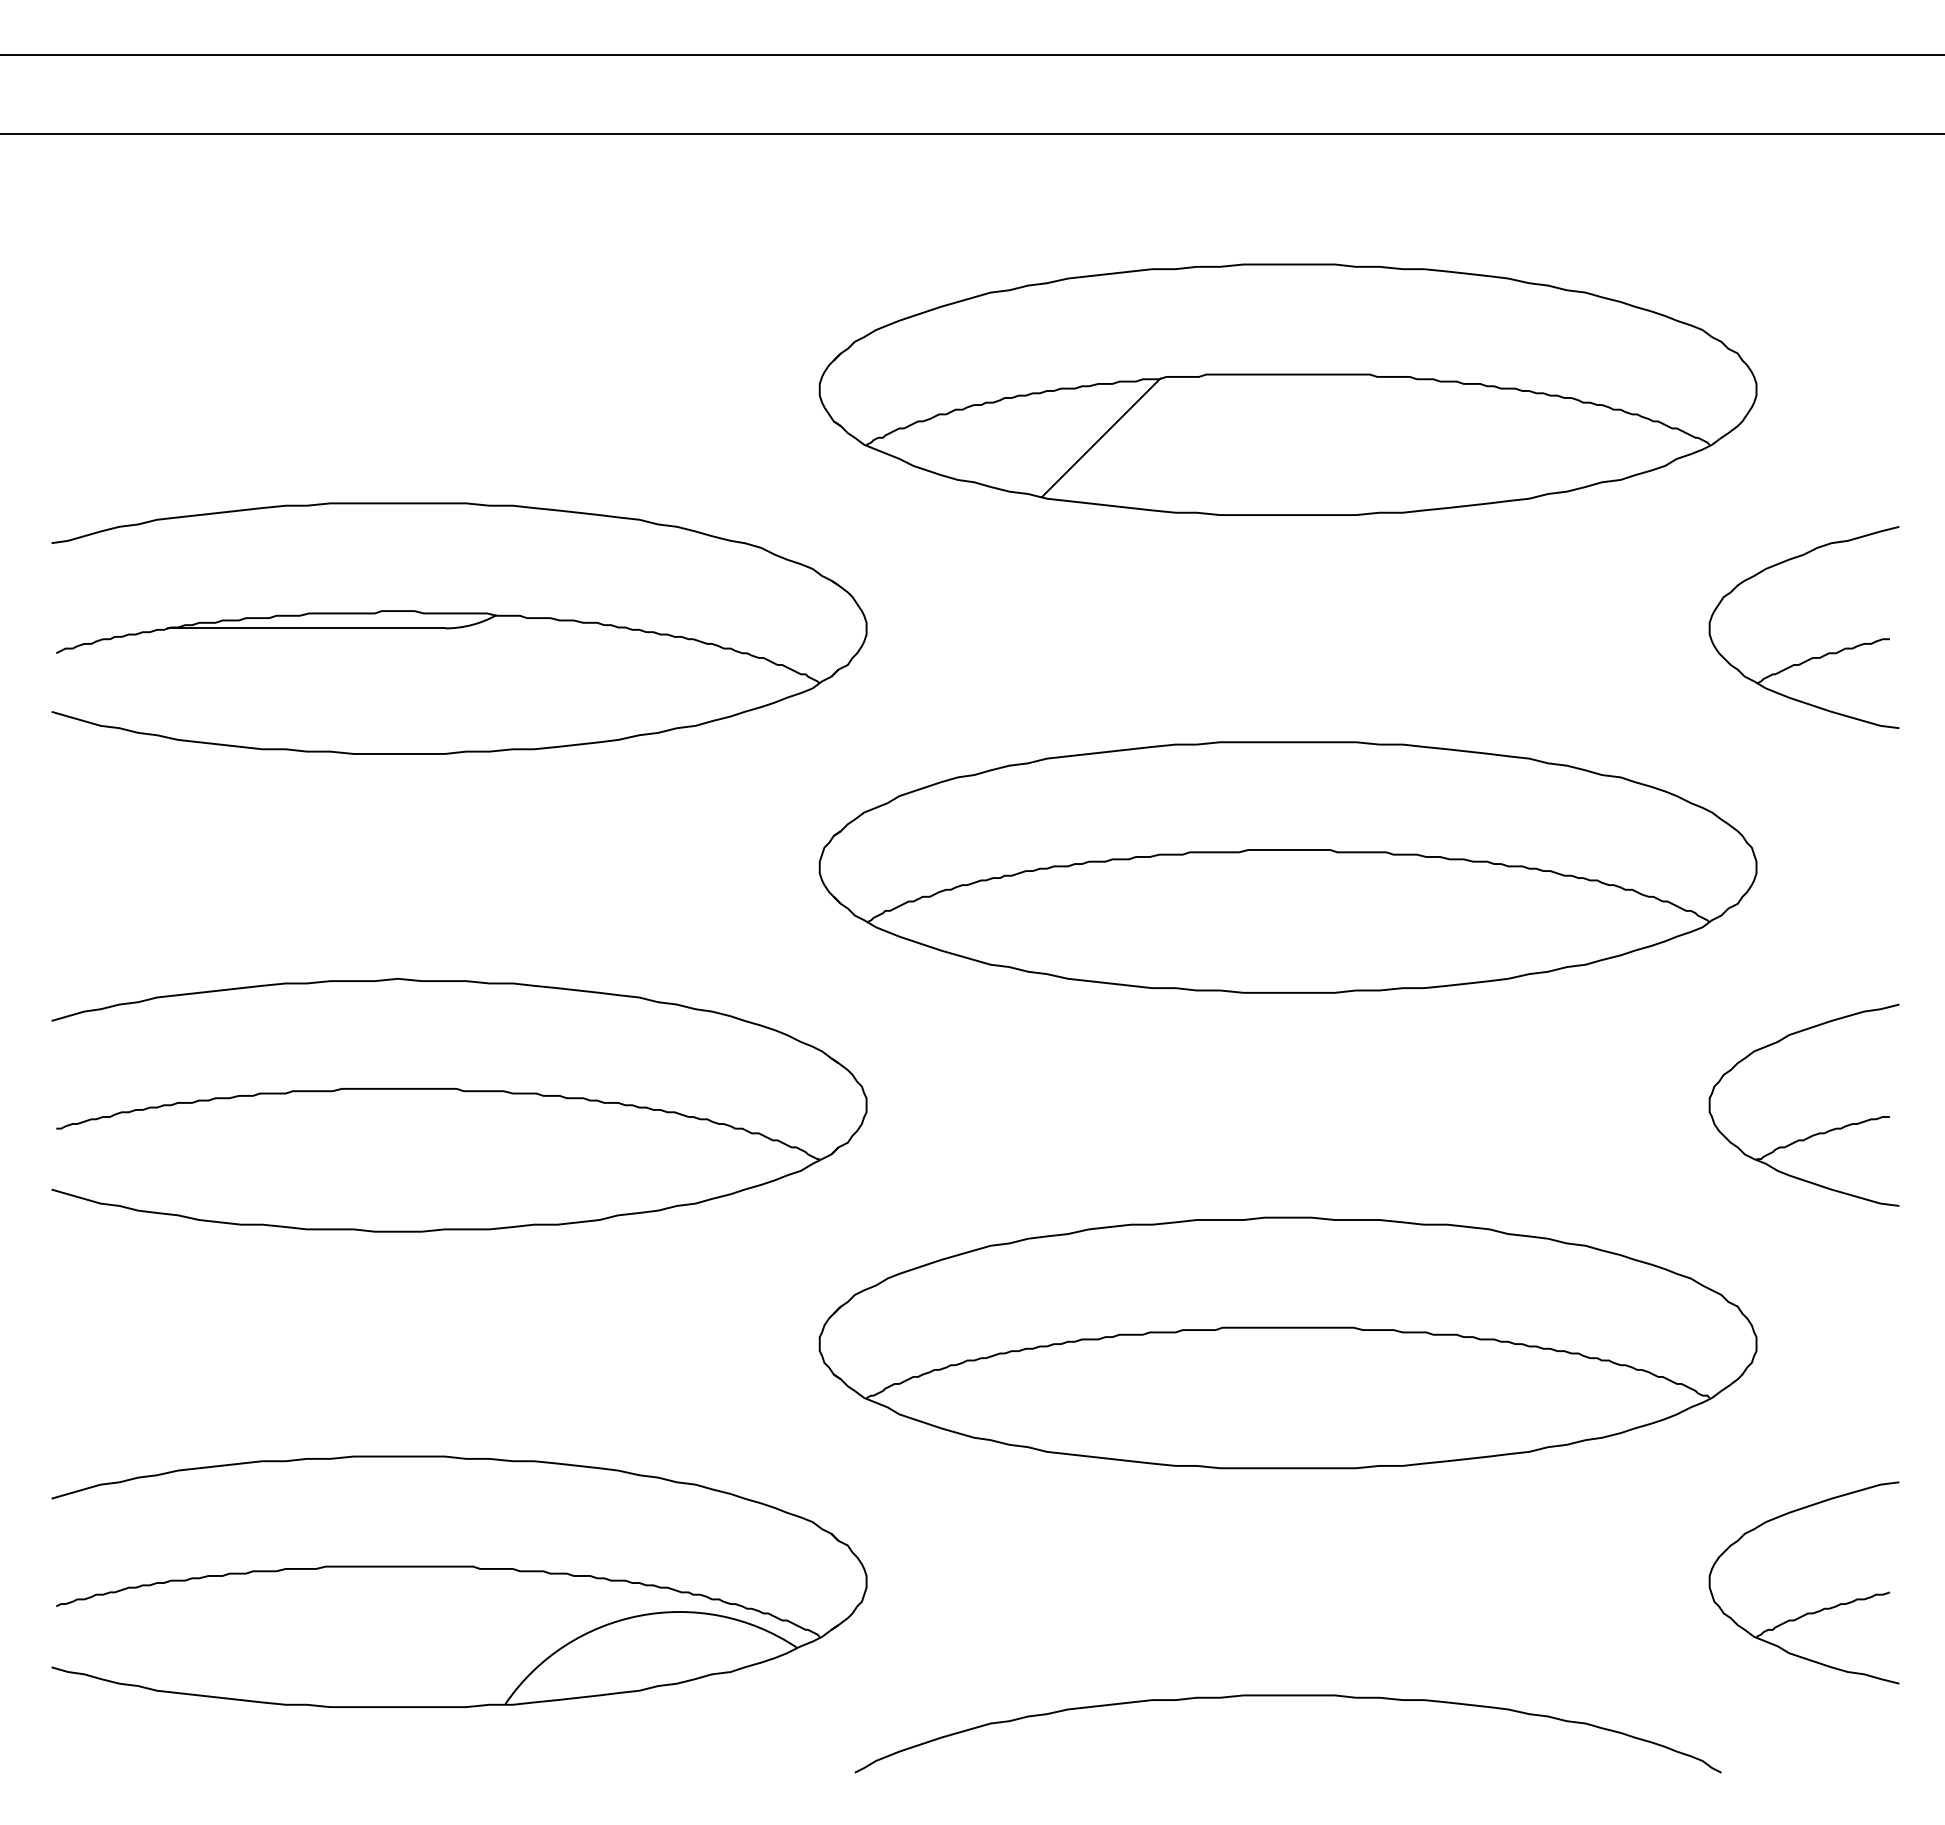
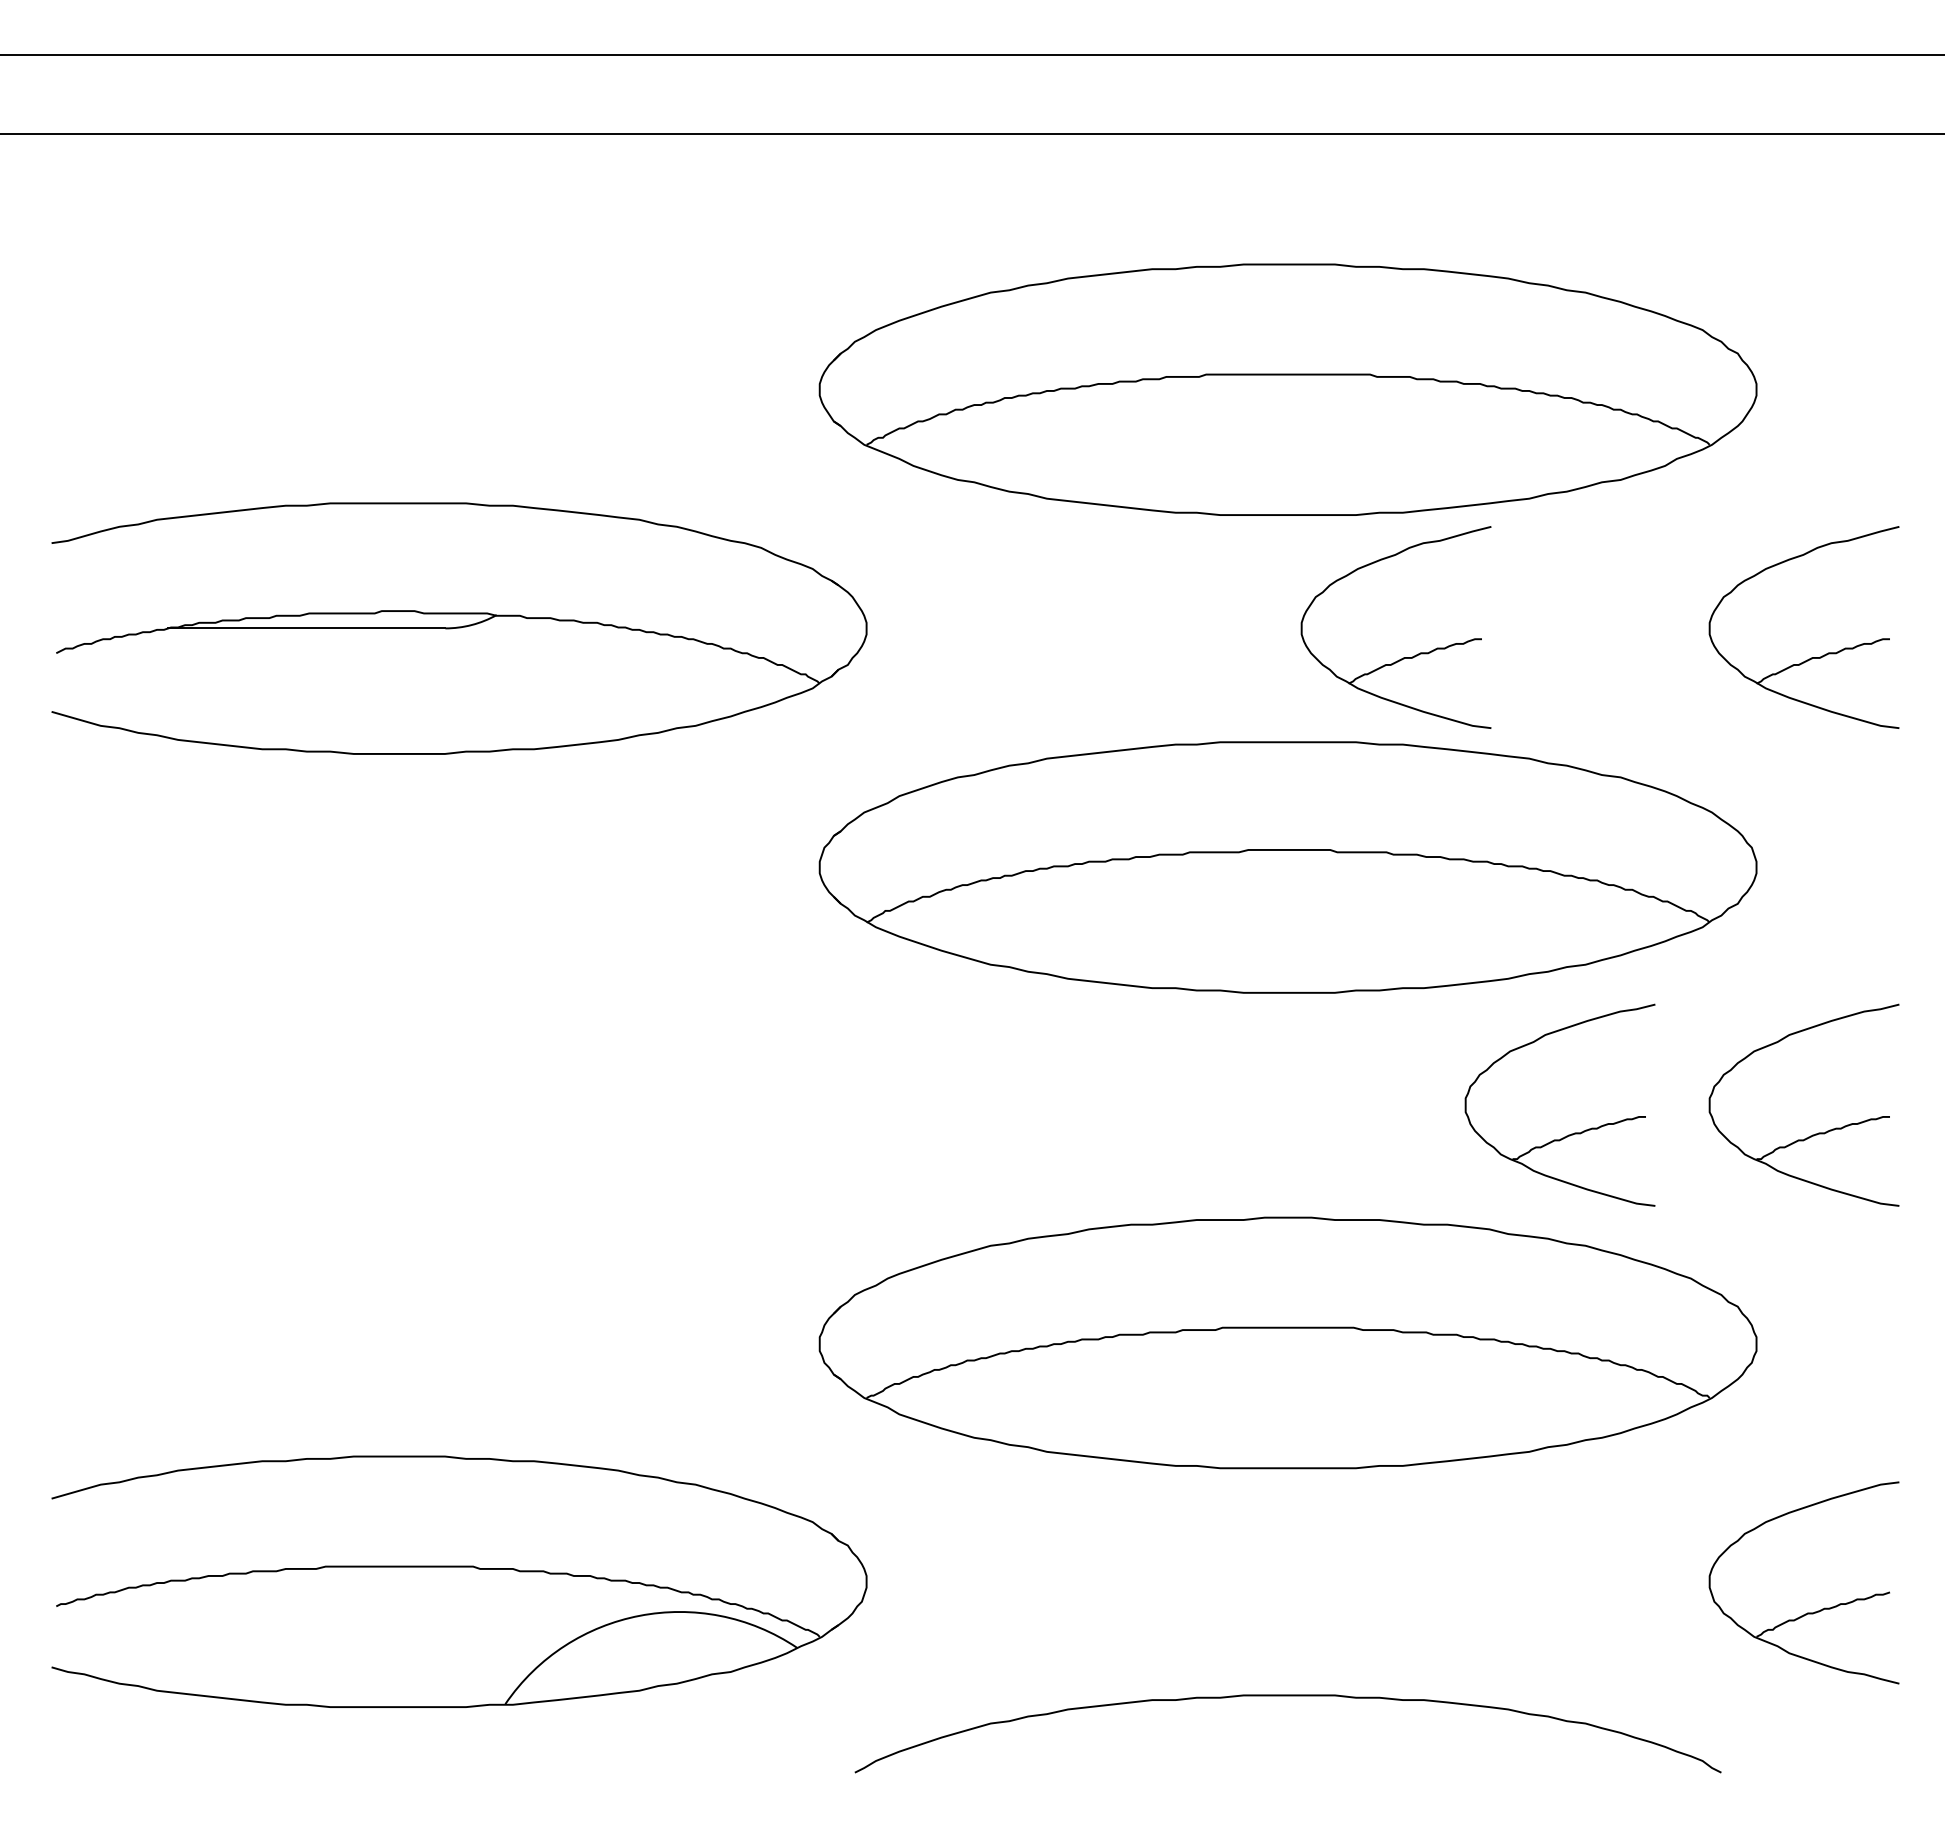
line: present -> none (1101, 437)
part: none -> present (1403, 657)
part: present -> none (464, 1092)
part: none -> present (1568, 1134)
